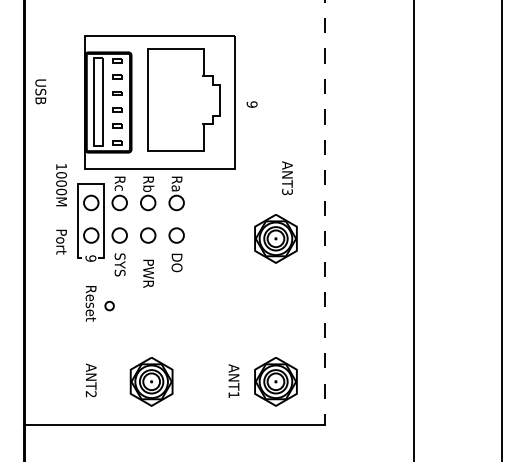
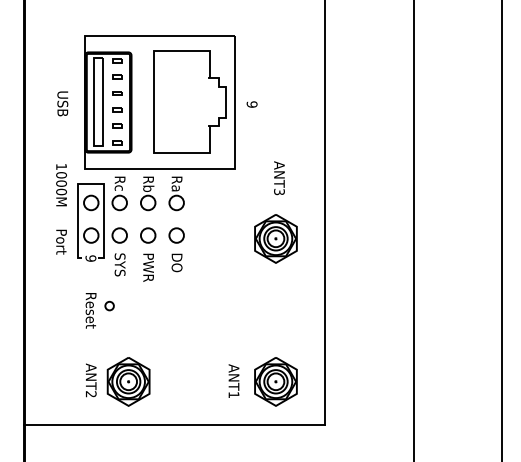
text position: (40, 91) -> (62, 103) (62, 103)
part position: (183, 99) -> (189, 101) (189, 101)
text position: (287, 178) -> (279, 178) (279, 178)
line: dashed -> solid (325, 213)
text position: (148, 273) -> (148, 267) (148, 267)
text position: (90, 303) -> (90, 310) (90, 310)
part position: (151, 381) -> (128, 381) (128, 381)
